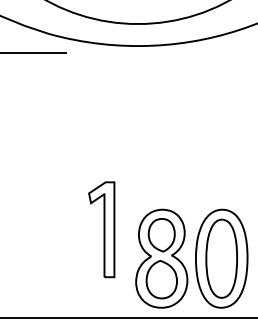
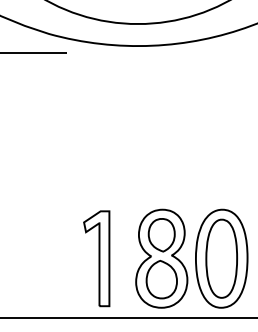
part position: (101, 229) -> (96, 258) (96, 258)
